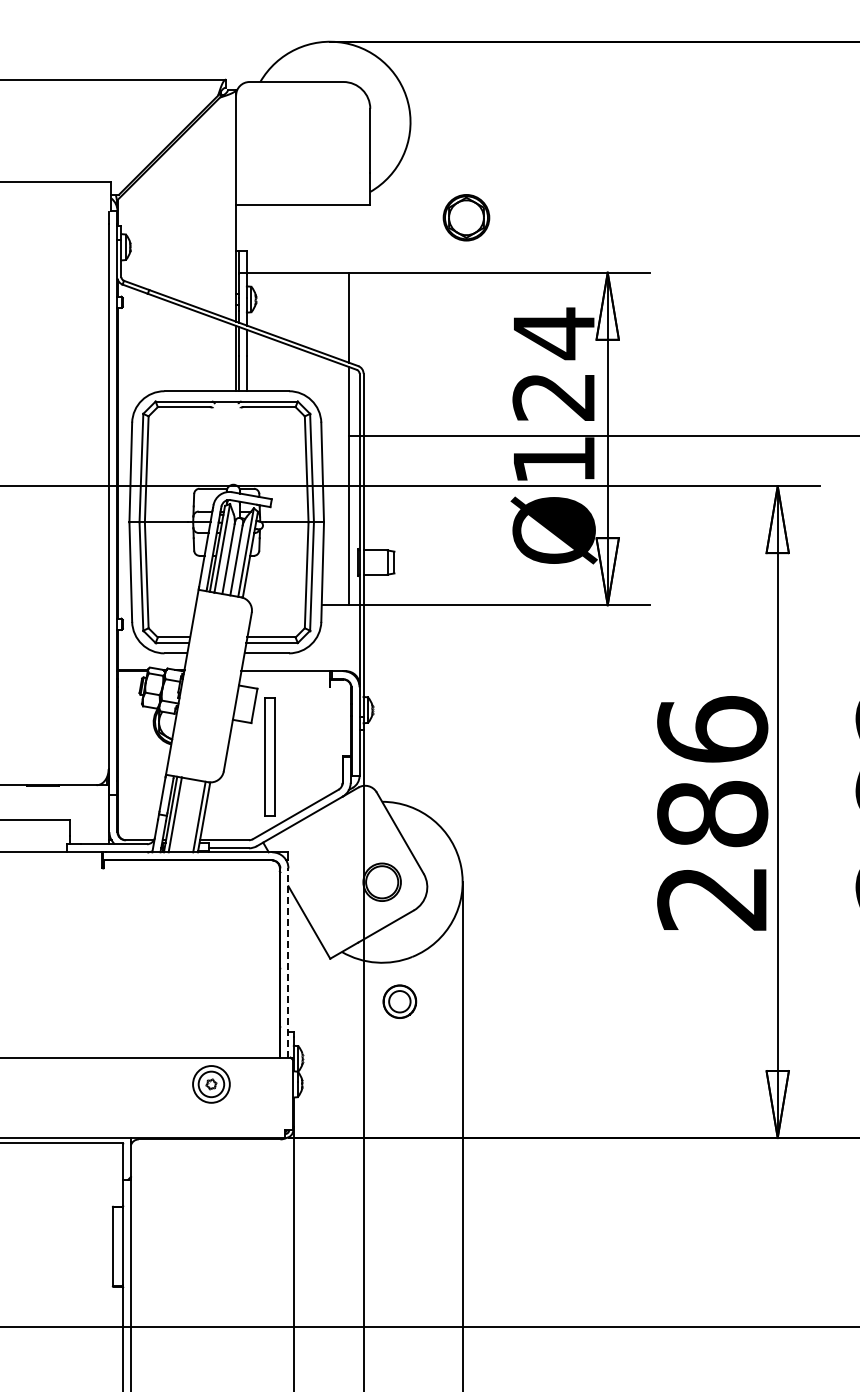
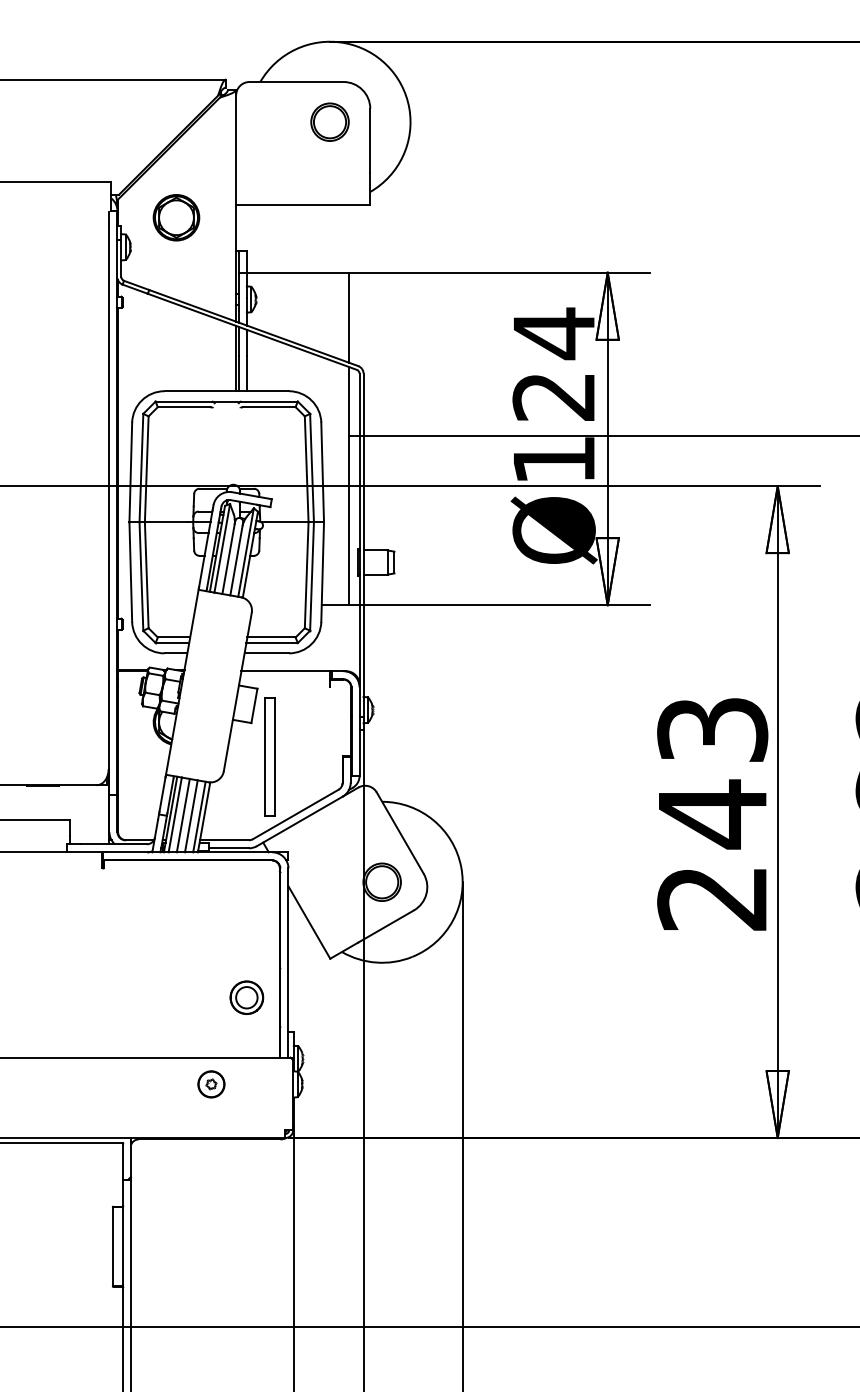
part: none -> present (329, 121)
part position: (466, 217) -> (176, 217) (176, 217)
text: 286 -> 243 (712, 772)
line: none -> present (182, 815)
line: none -> present (191, 816)
line: dashed -> solid (288, 963)
part position: (399, 1001) -> (246, 997) (246, 997)
circle diameter: 37 px -> 26 px (211, 1084)
